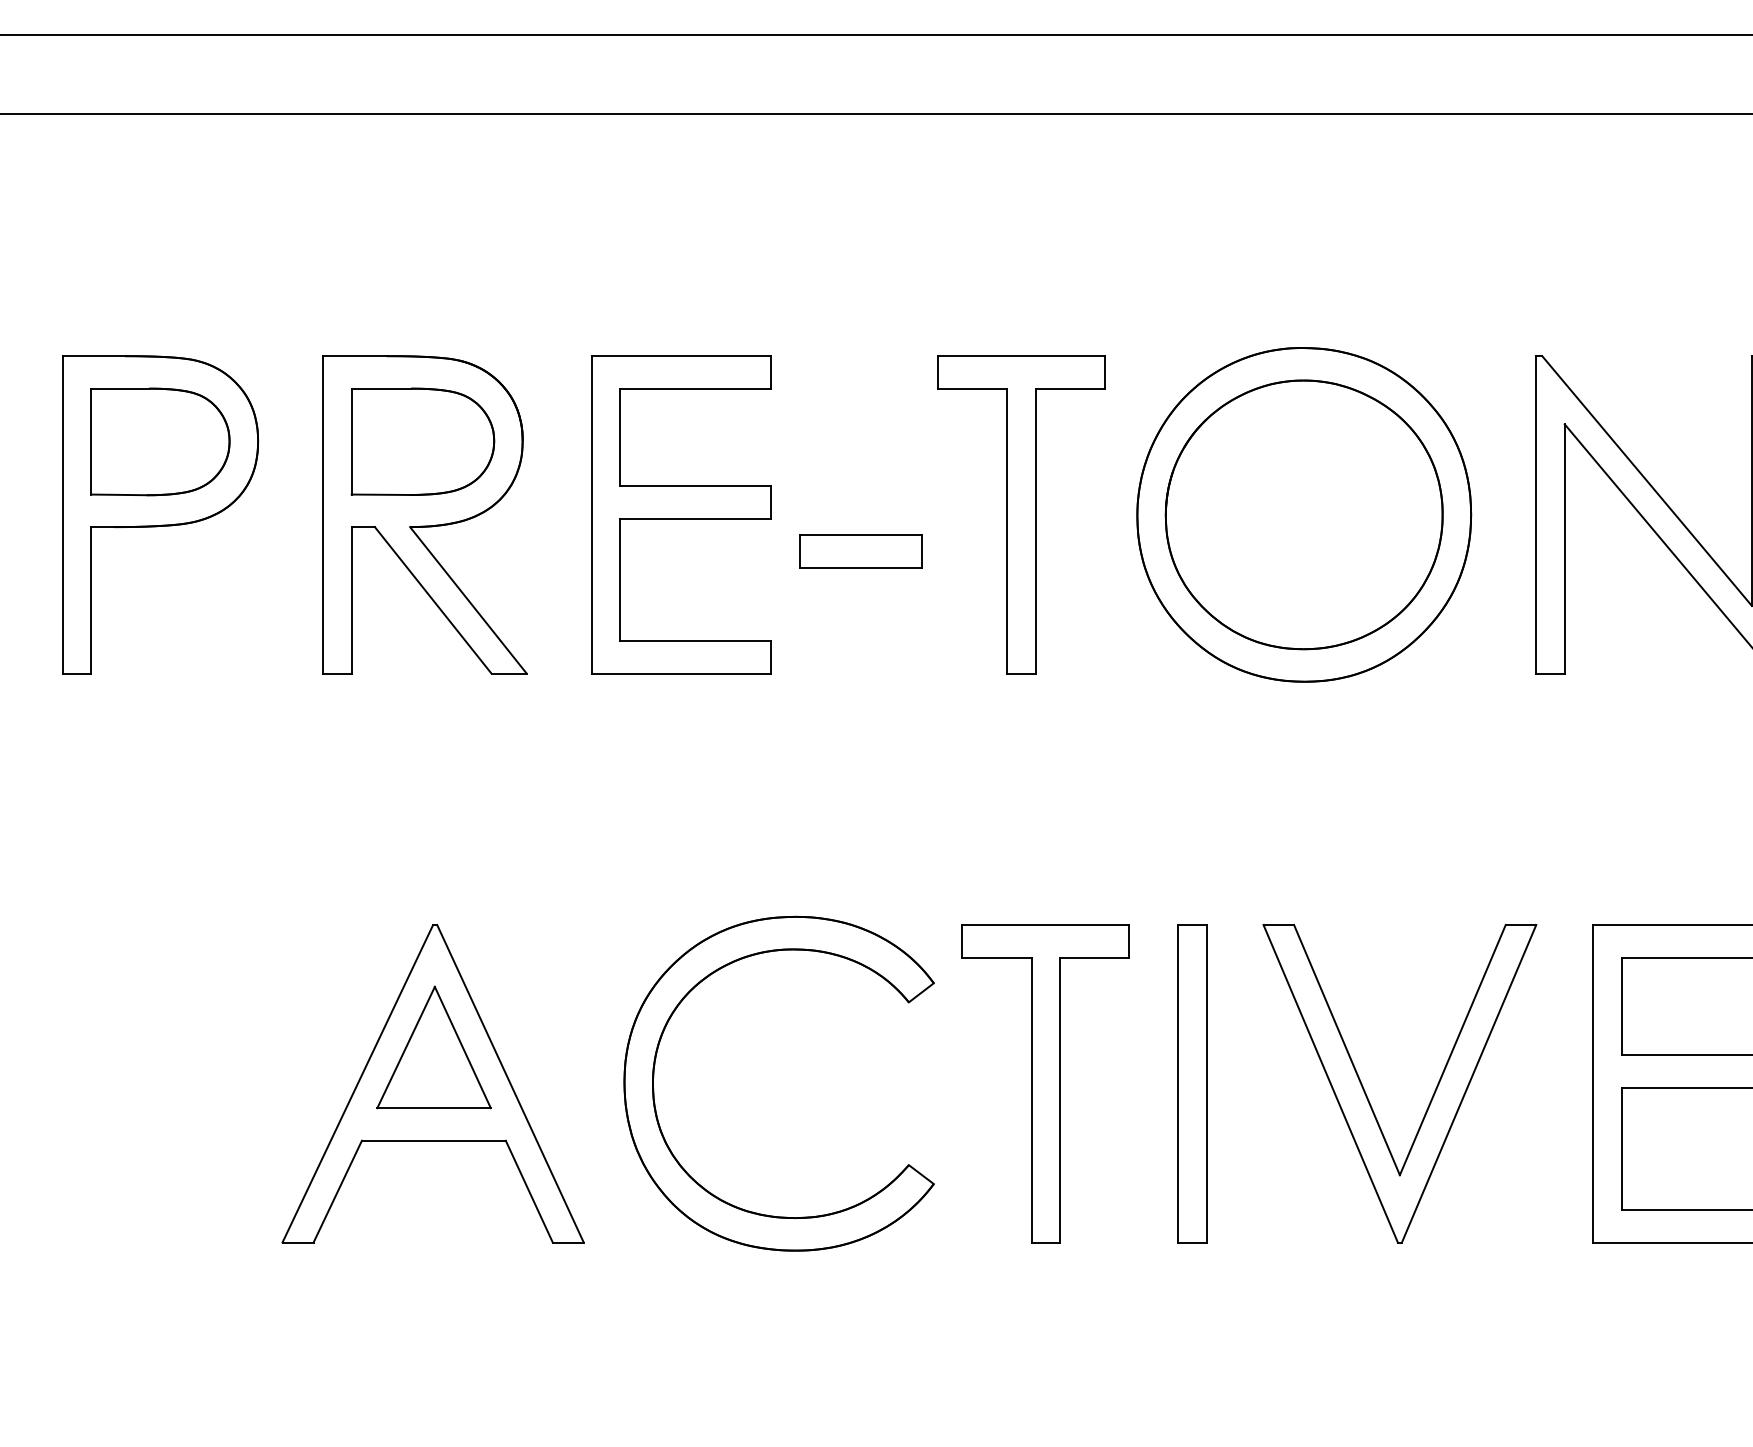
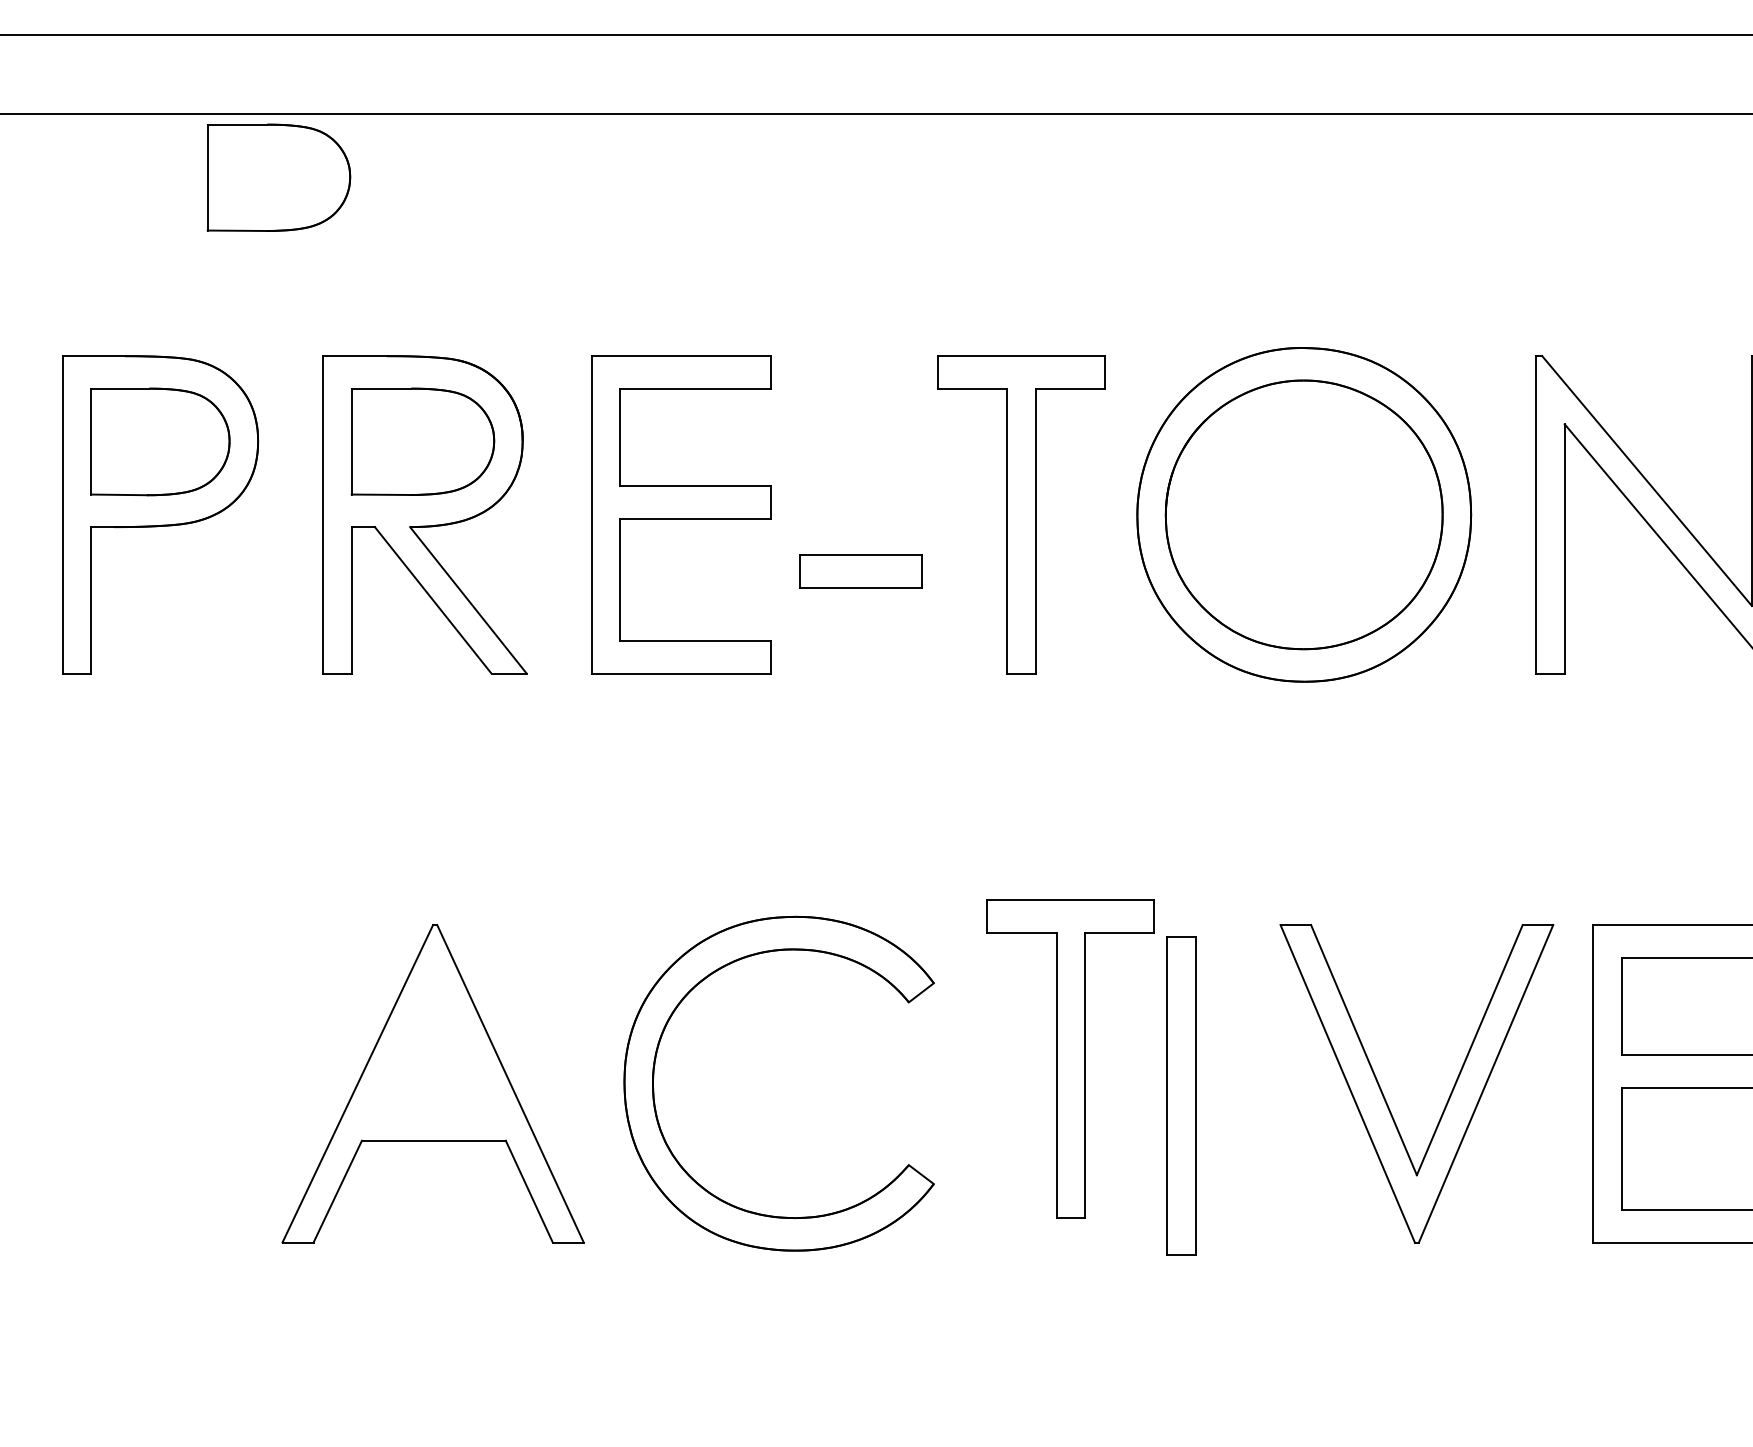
part: none -> present (278, 177)
part position: (860, 551) -> (860, 571) (860, 571)
part: present -> none (433, 1047)
part position: (1045, 1083) -> (1070, 1058) (1070, 1058)
part position: (1192, 1083) -> (1181, 1095) (1181, 1095)
part position: (1367, 1095) -> (1384, 1095) (1384, 1095)
